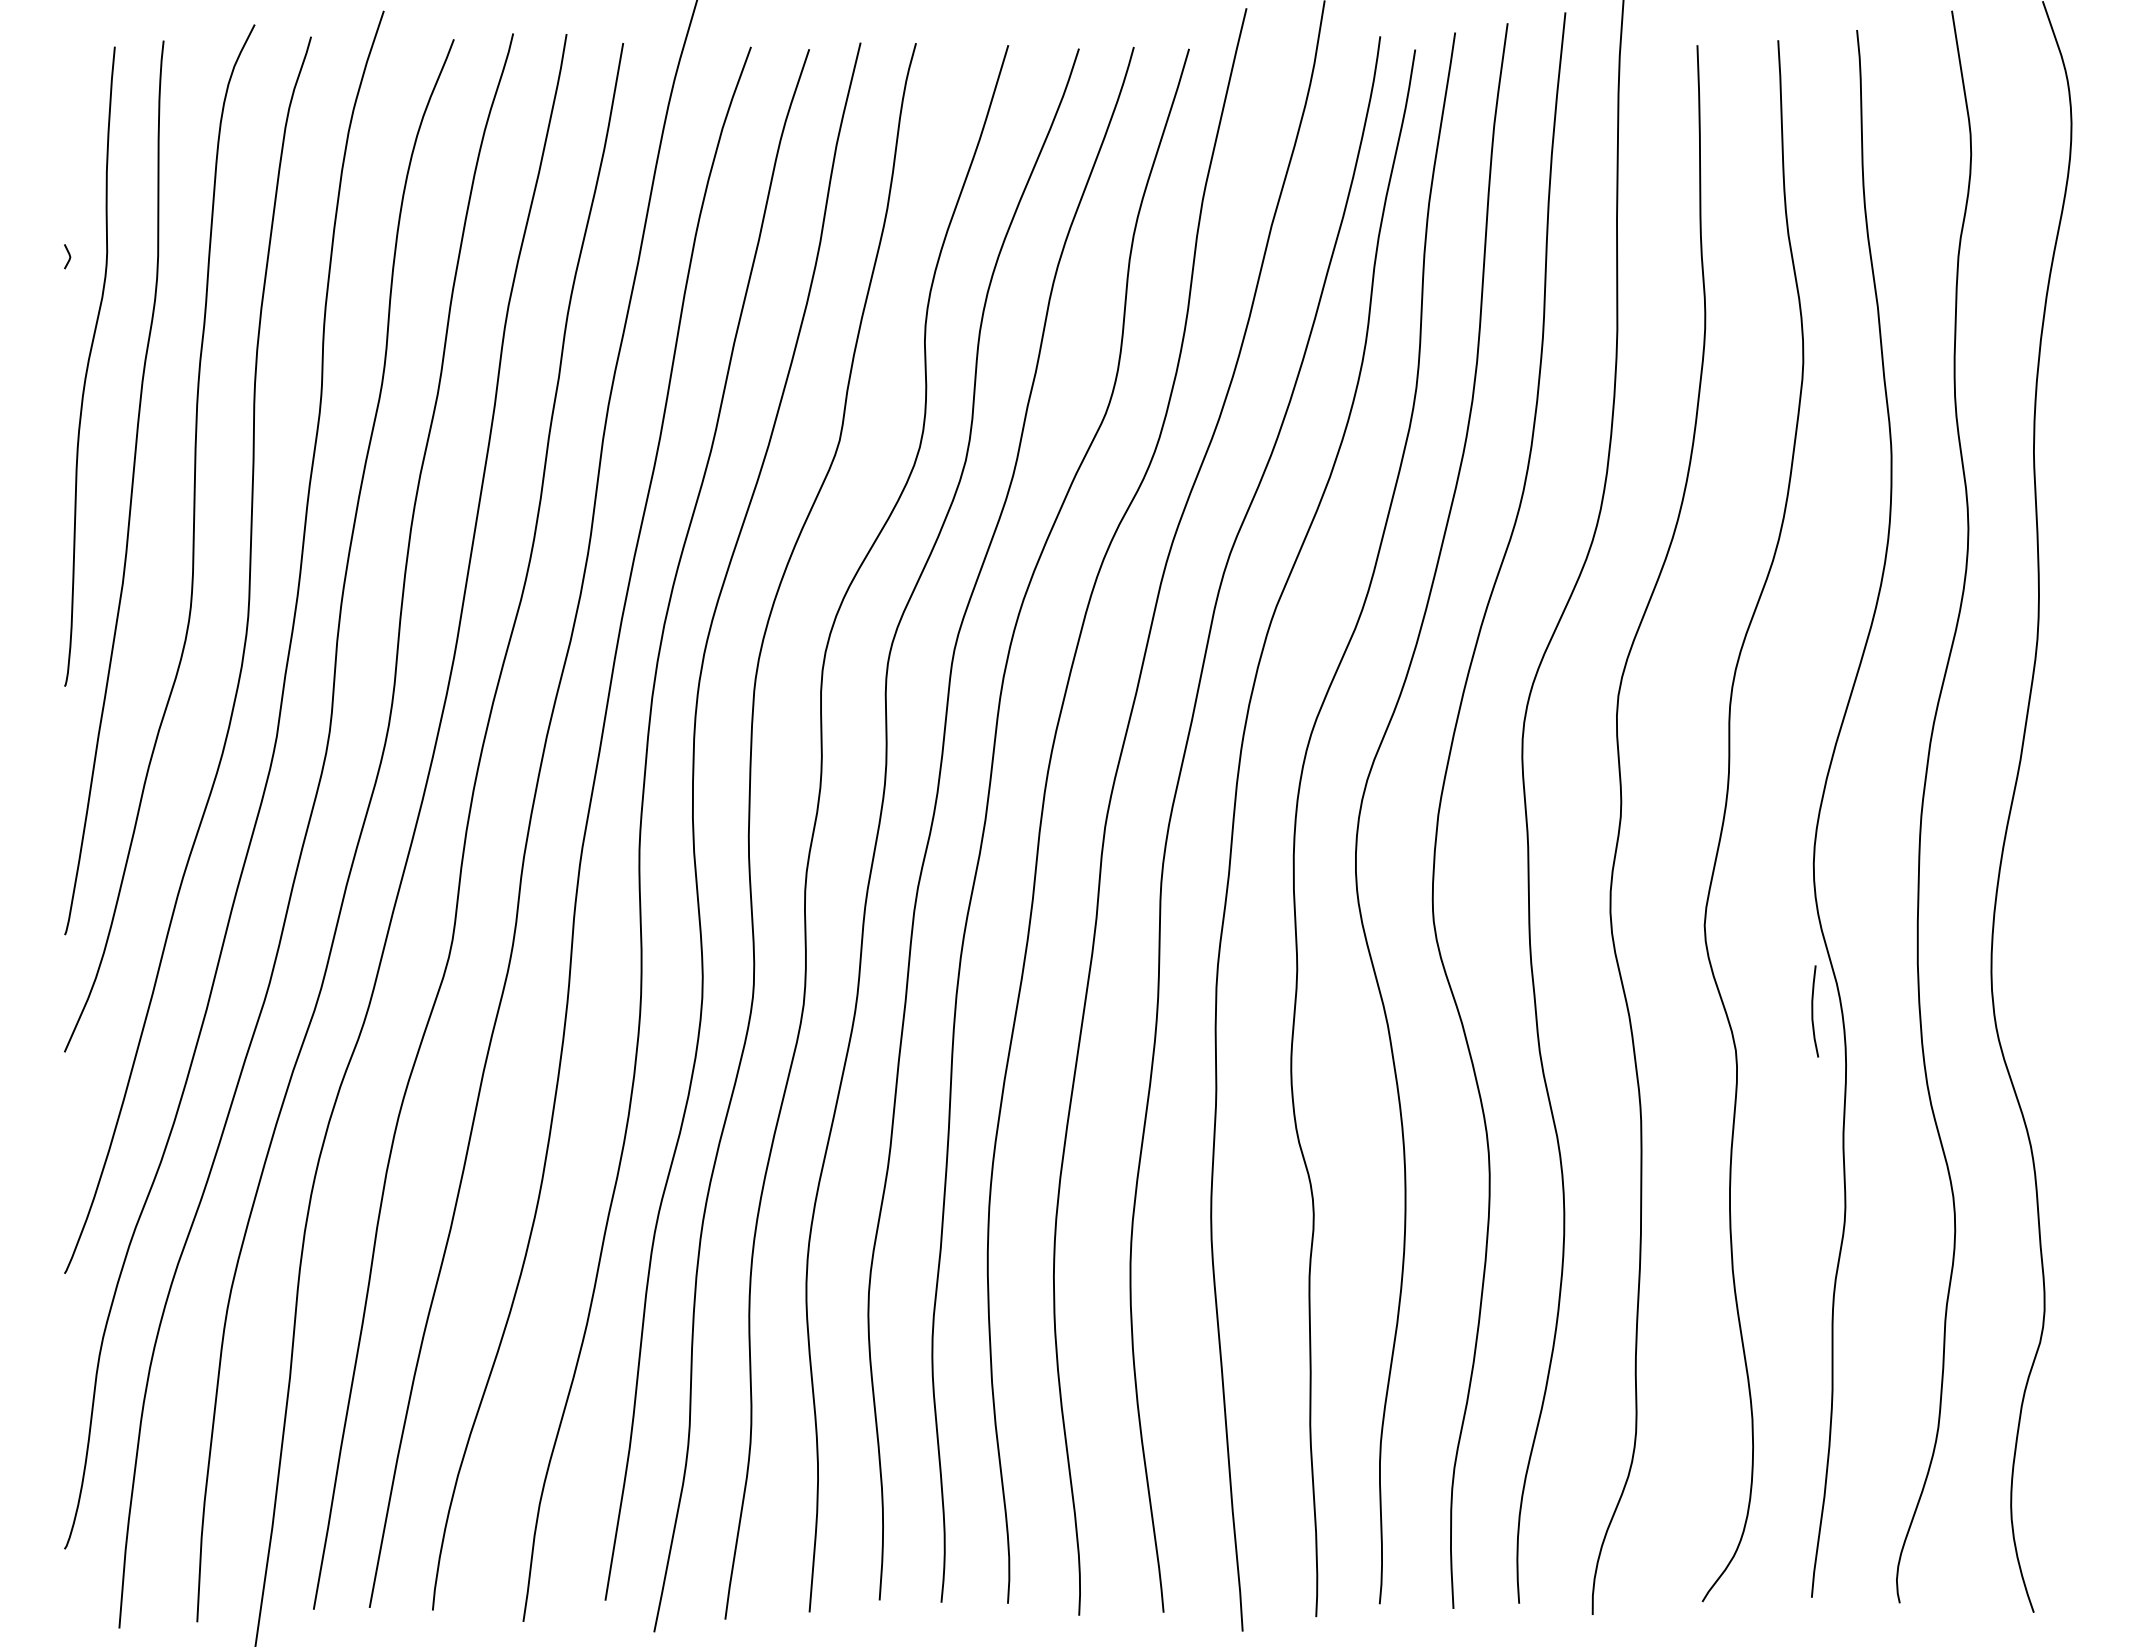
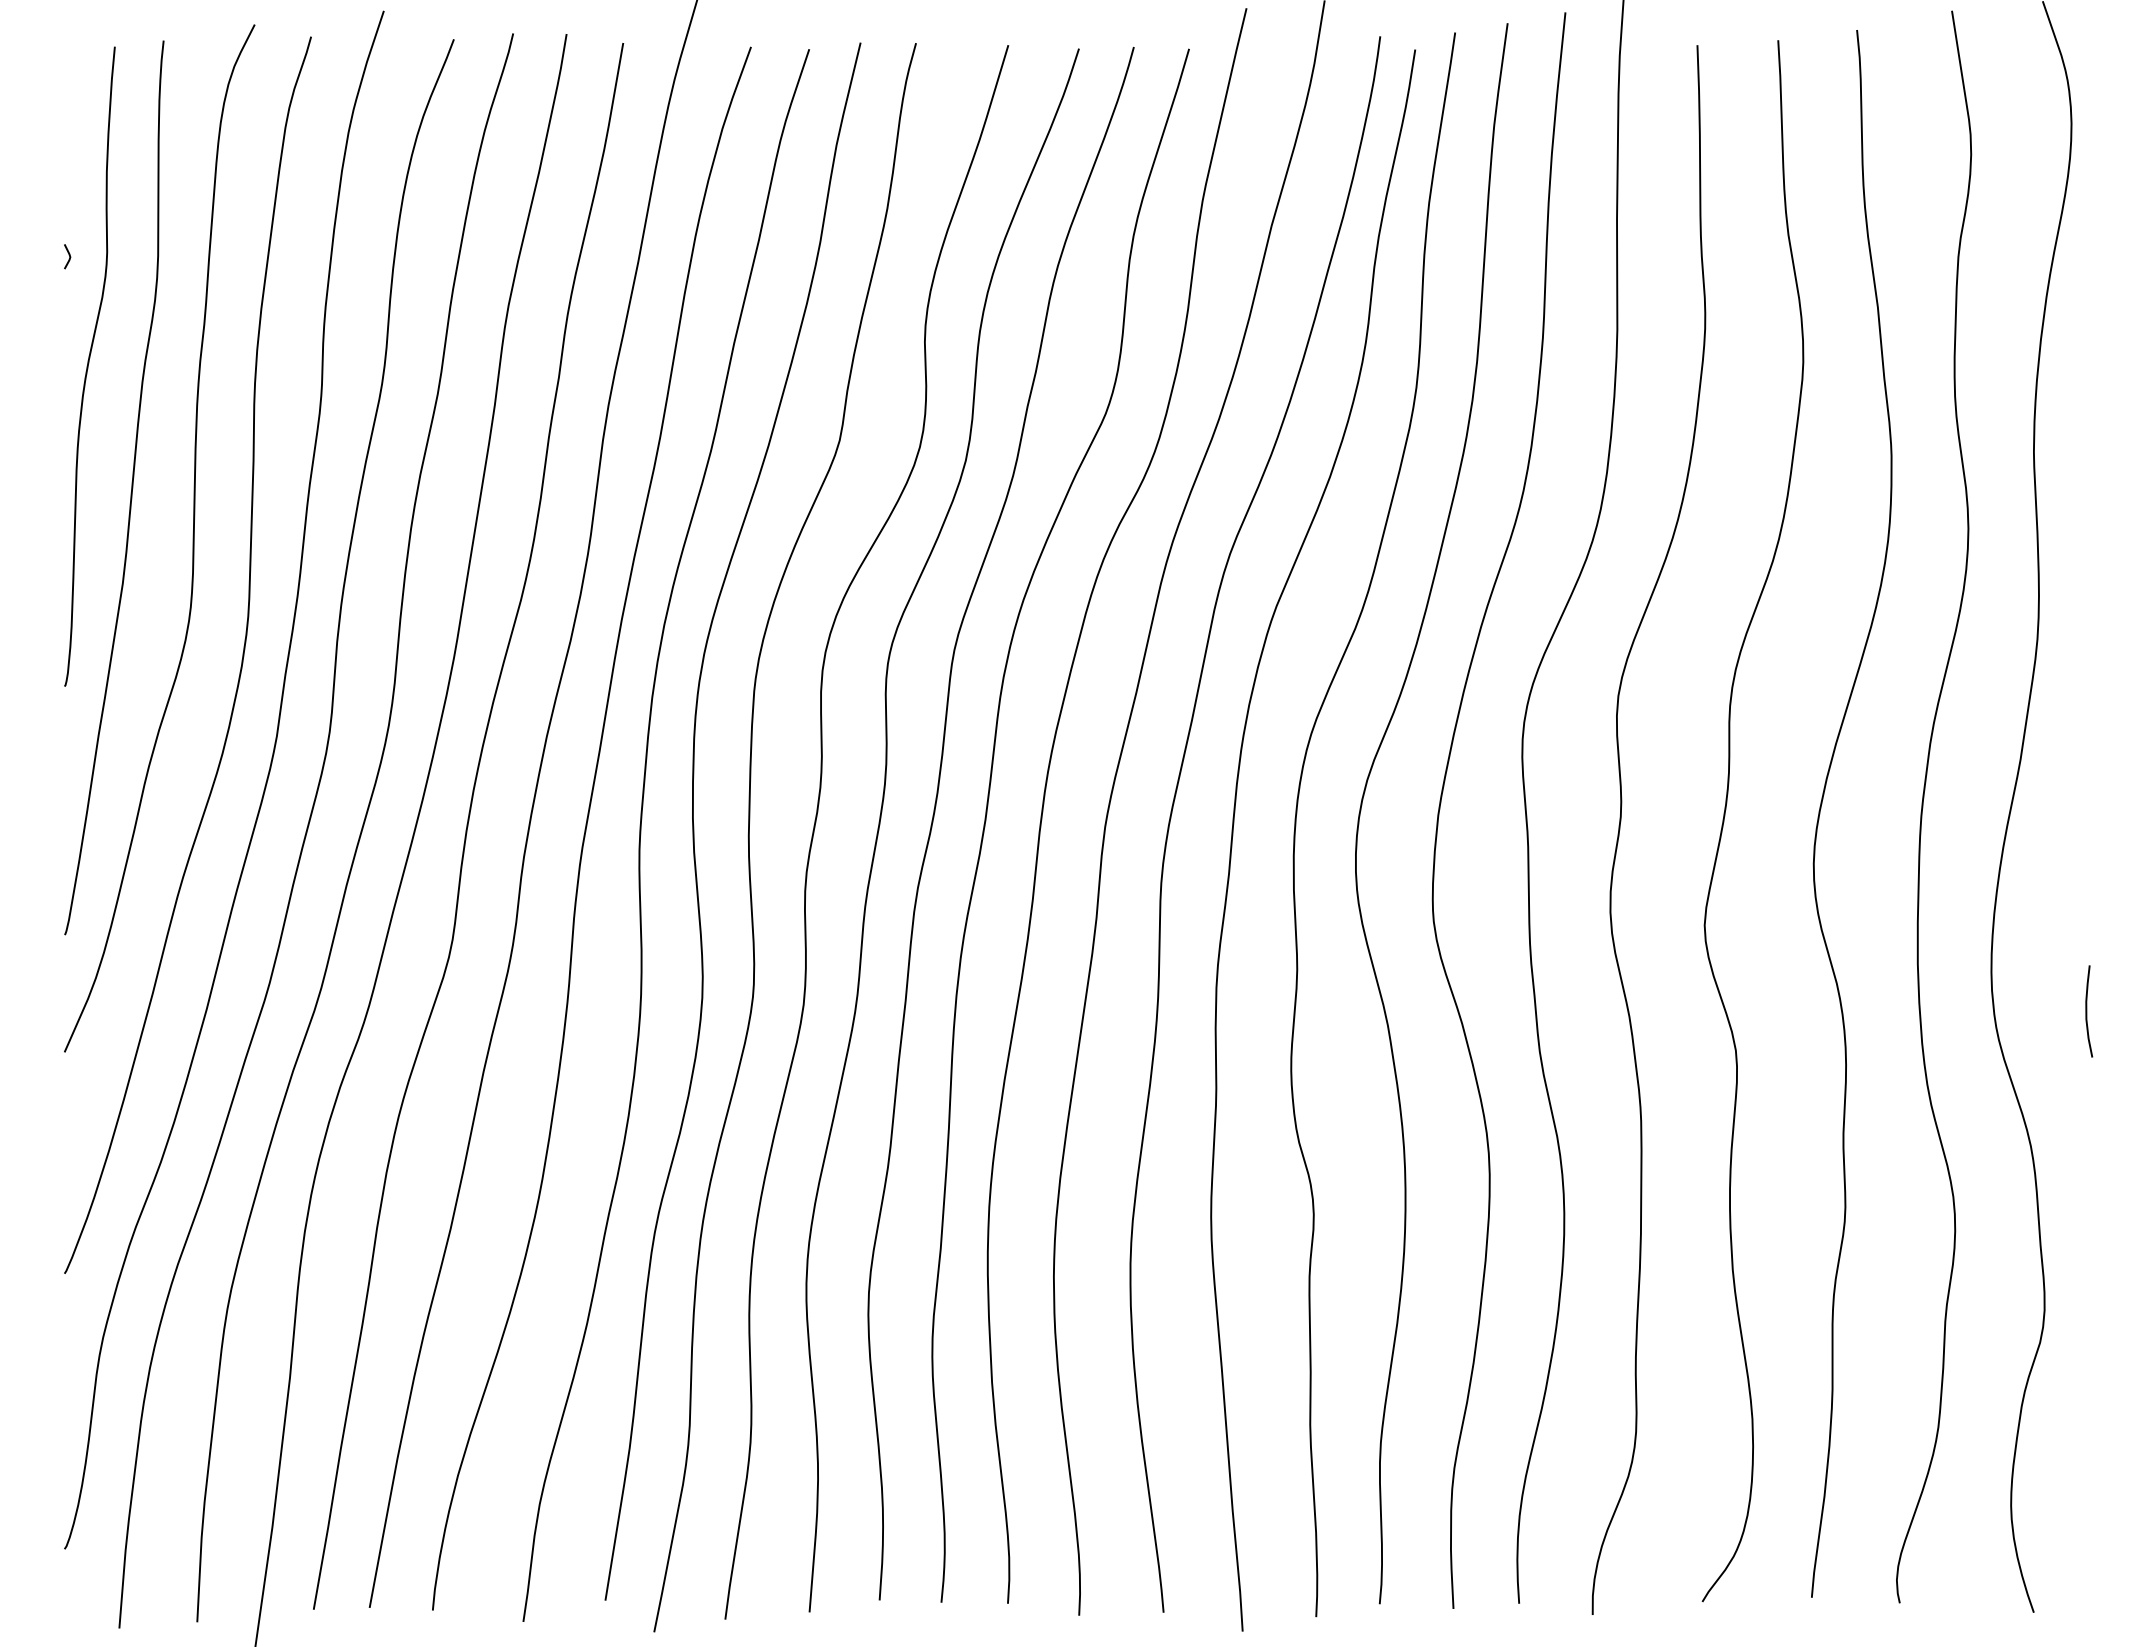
curve position: (1813, 1011) -> (2087, 1011) (2087, 1011)
